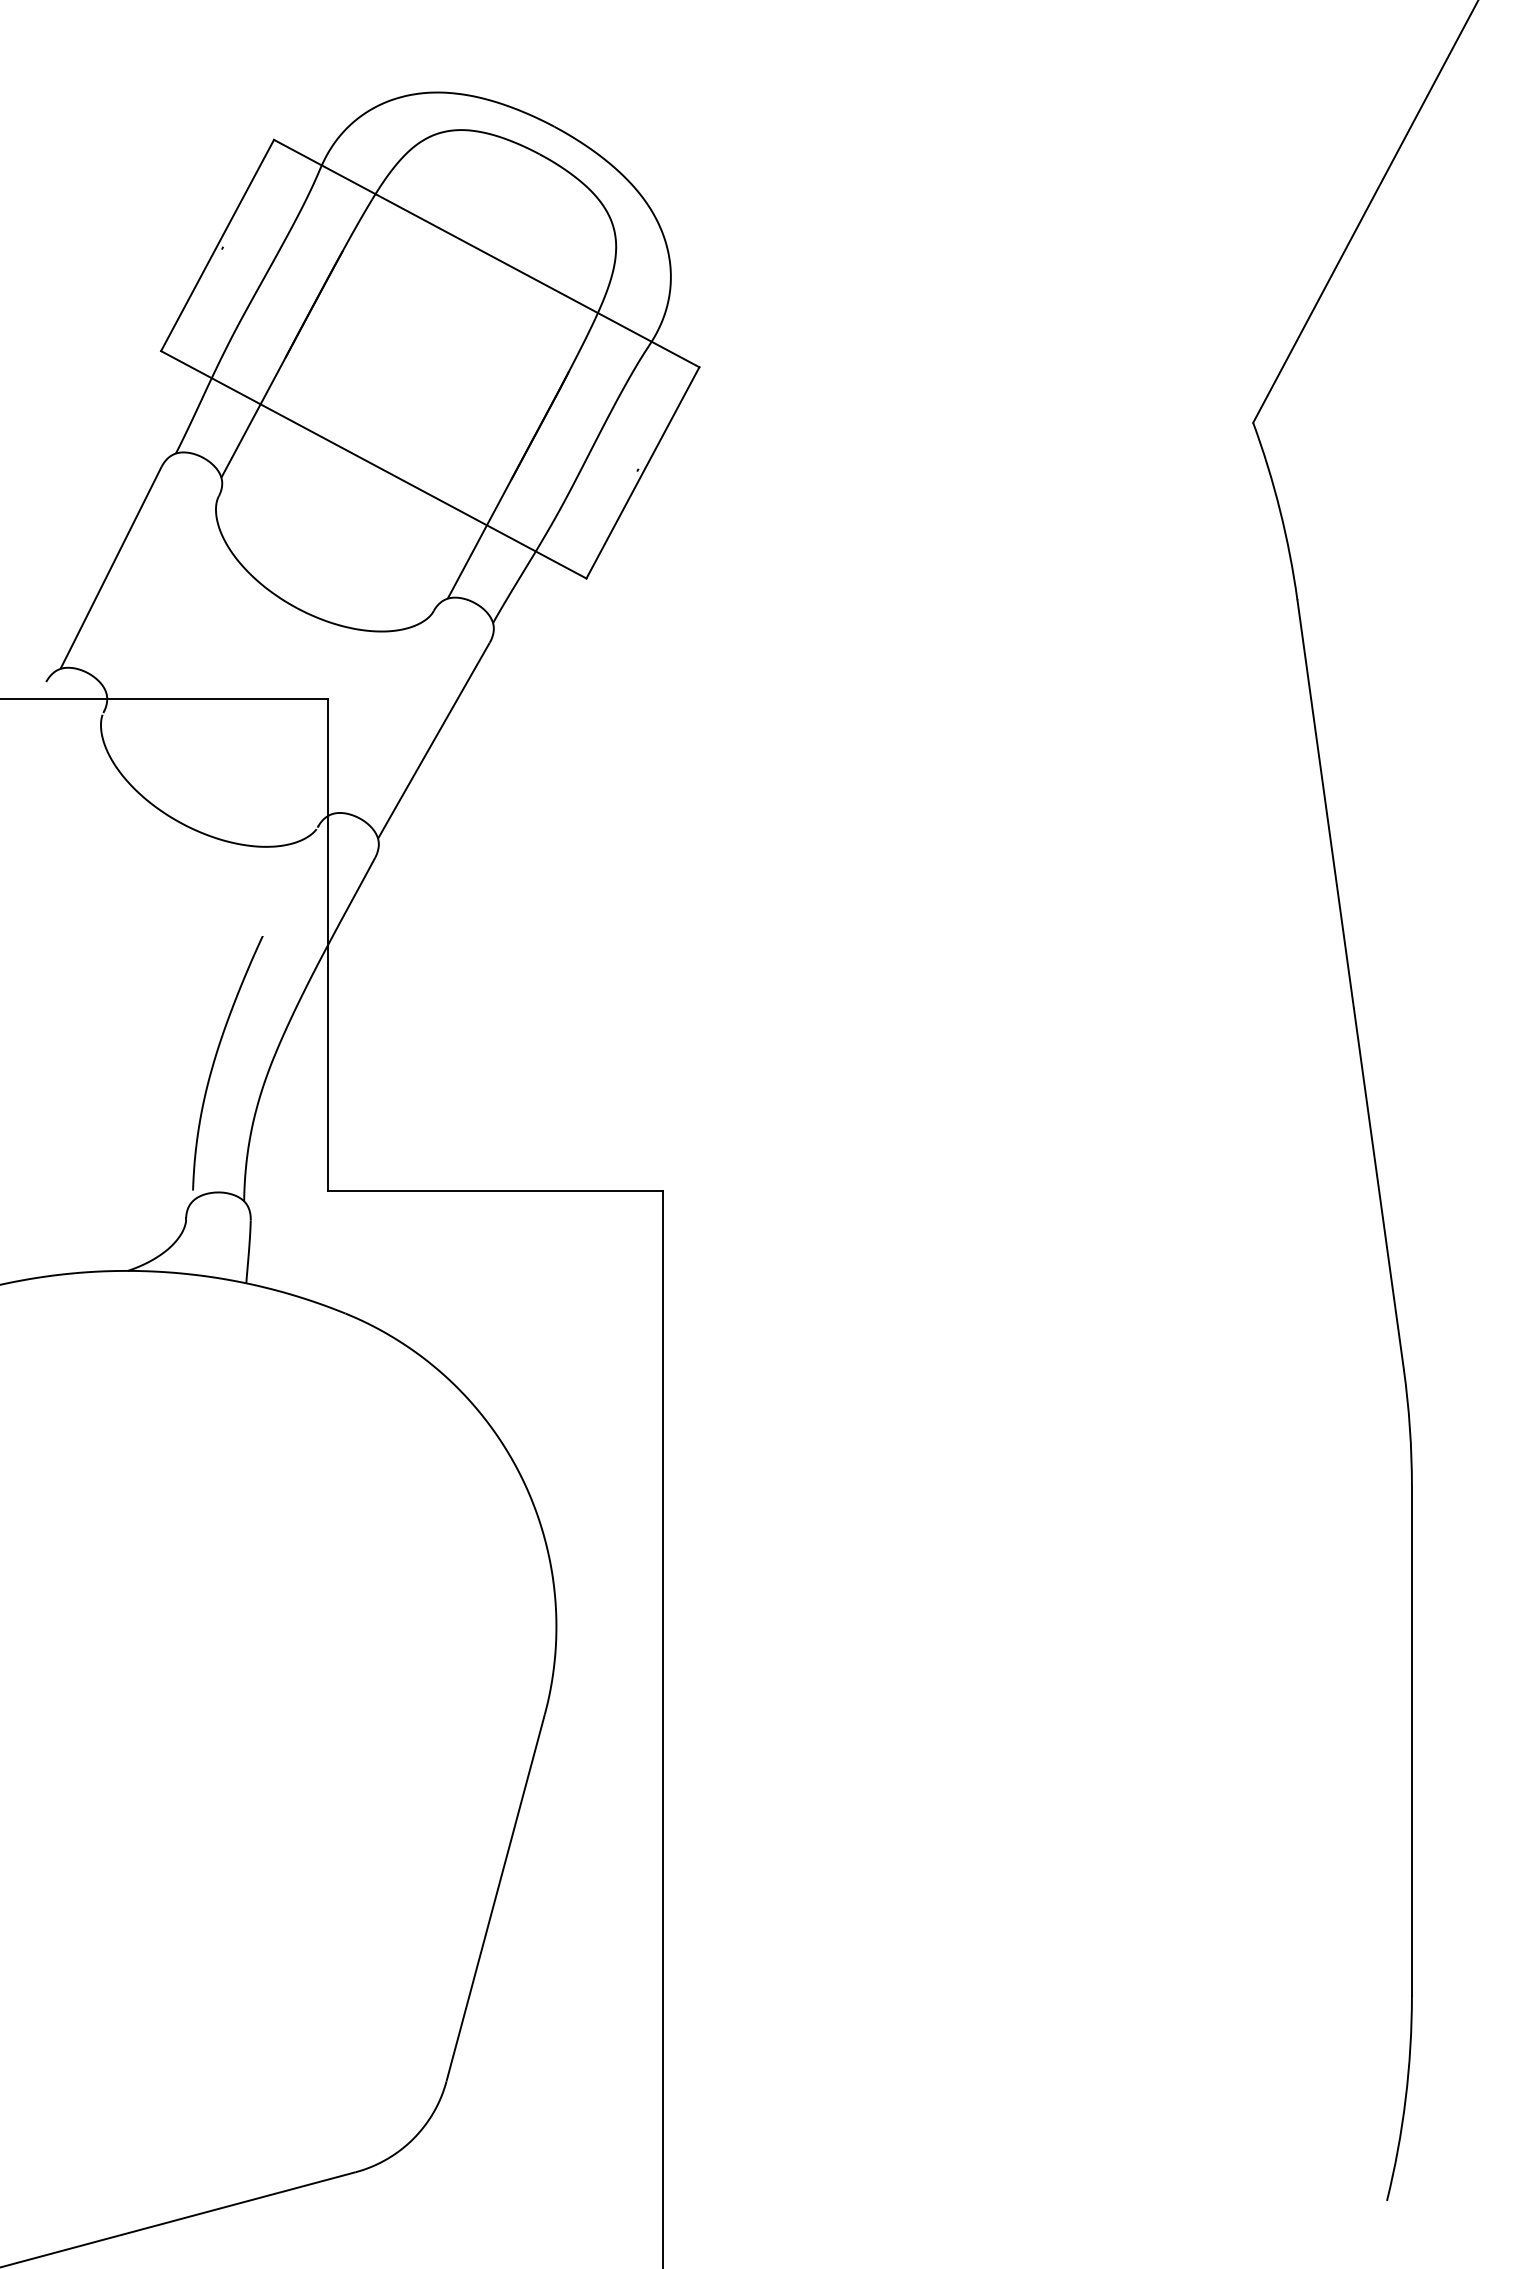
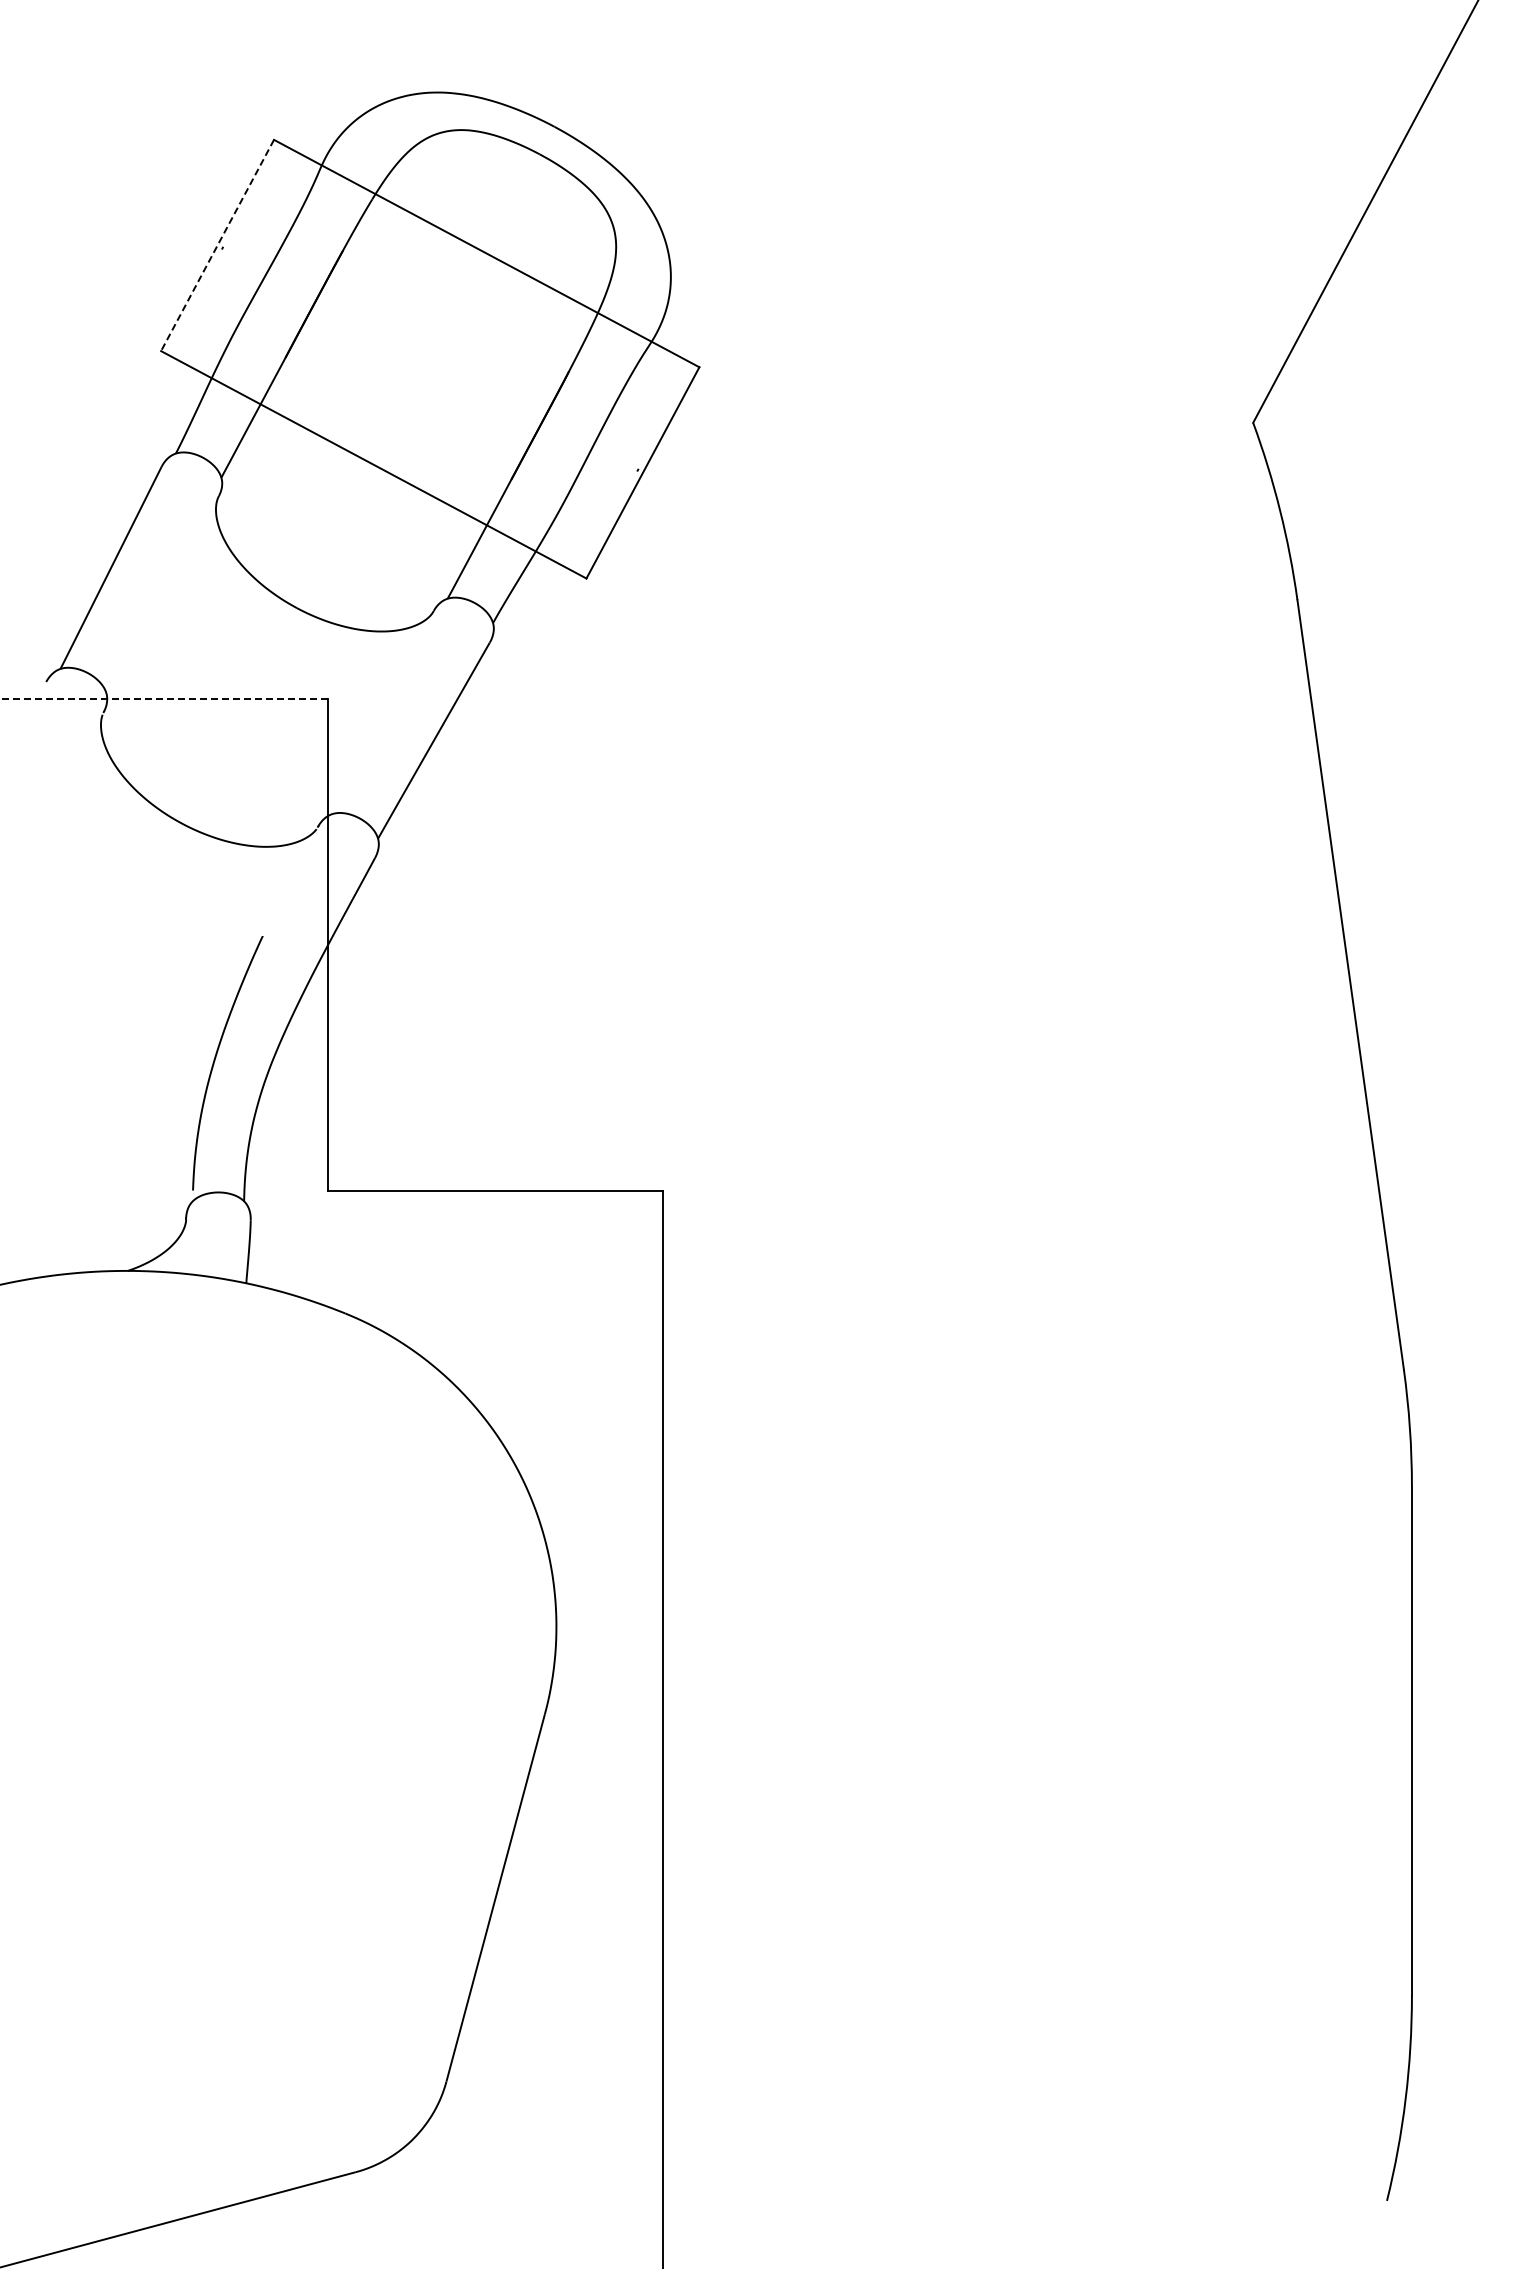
line: solid -> dashed (217, 245)
line: solid -> dashed (164, 699)
